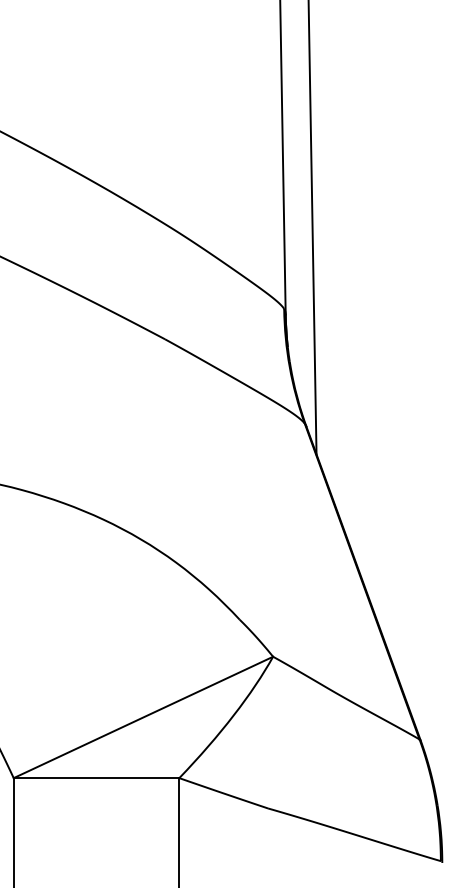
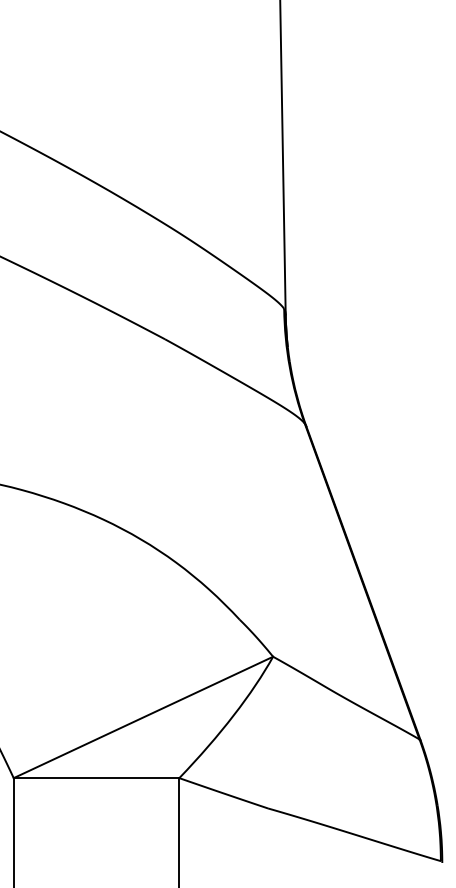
line: present -> none (312, 228)
